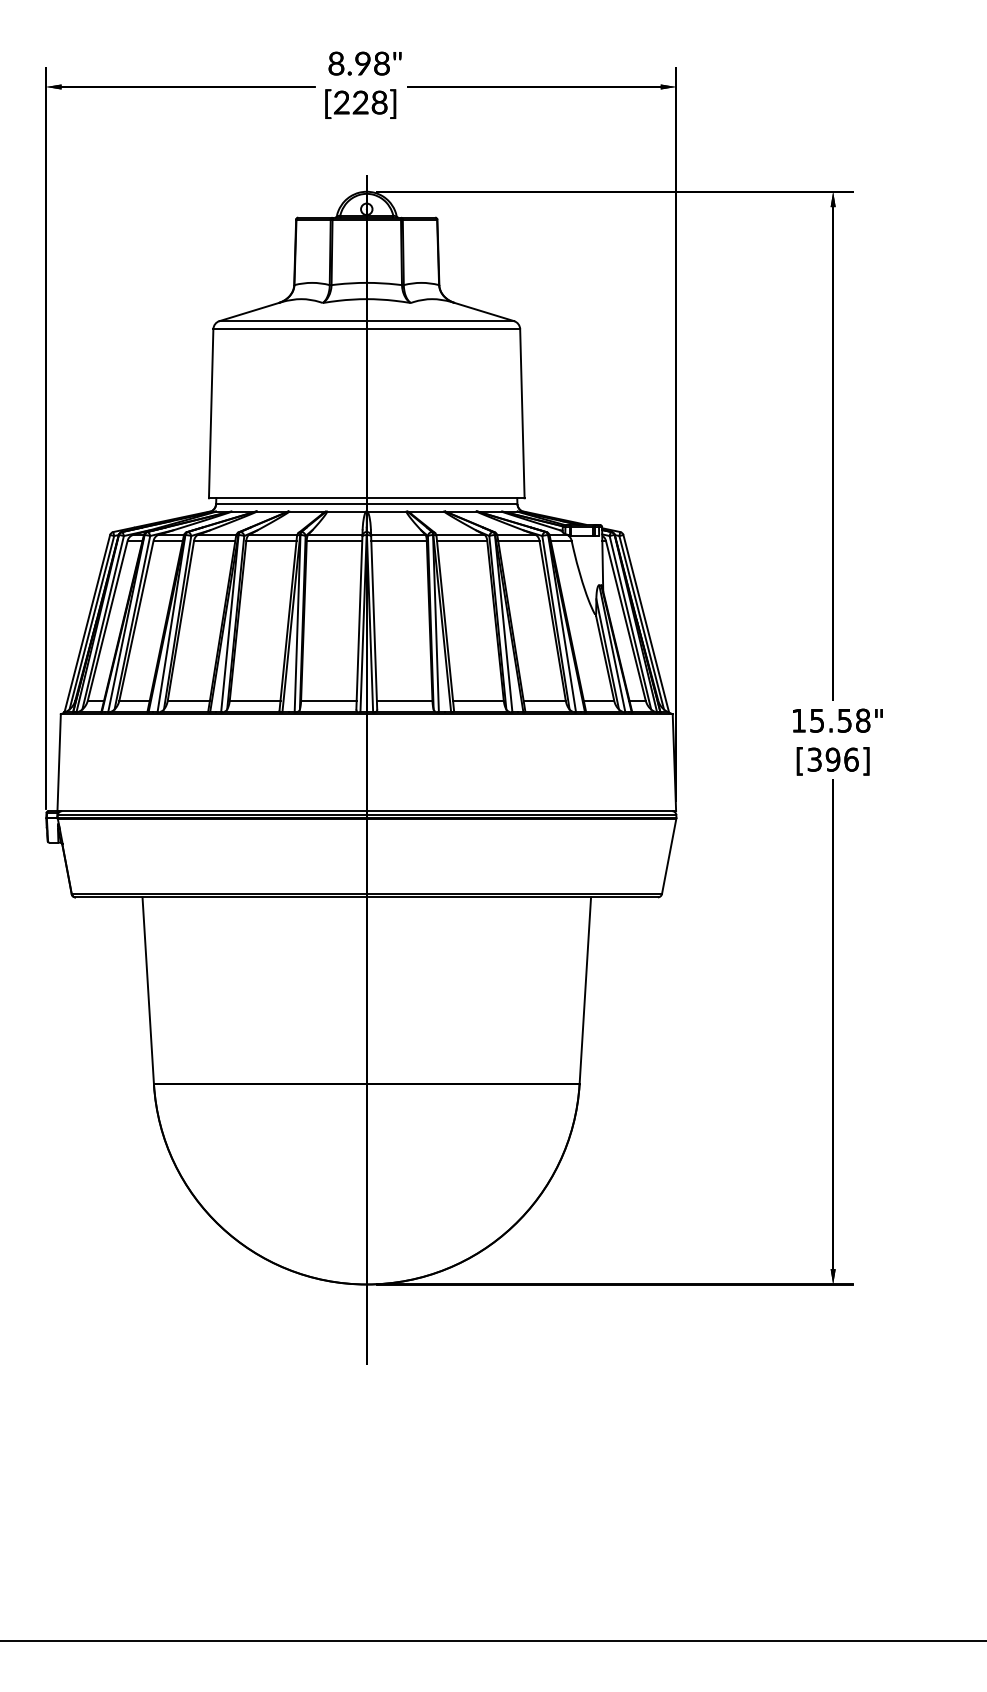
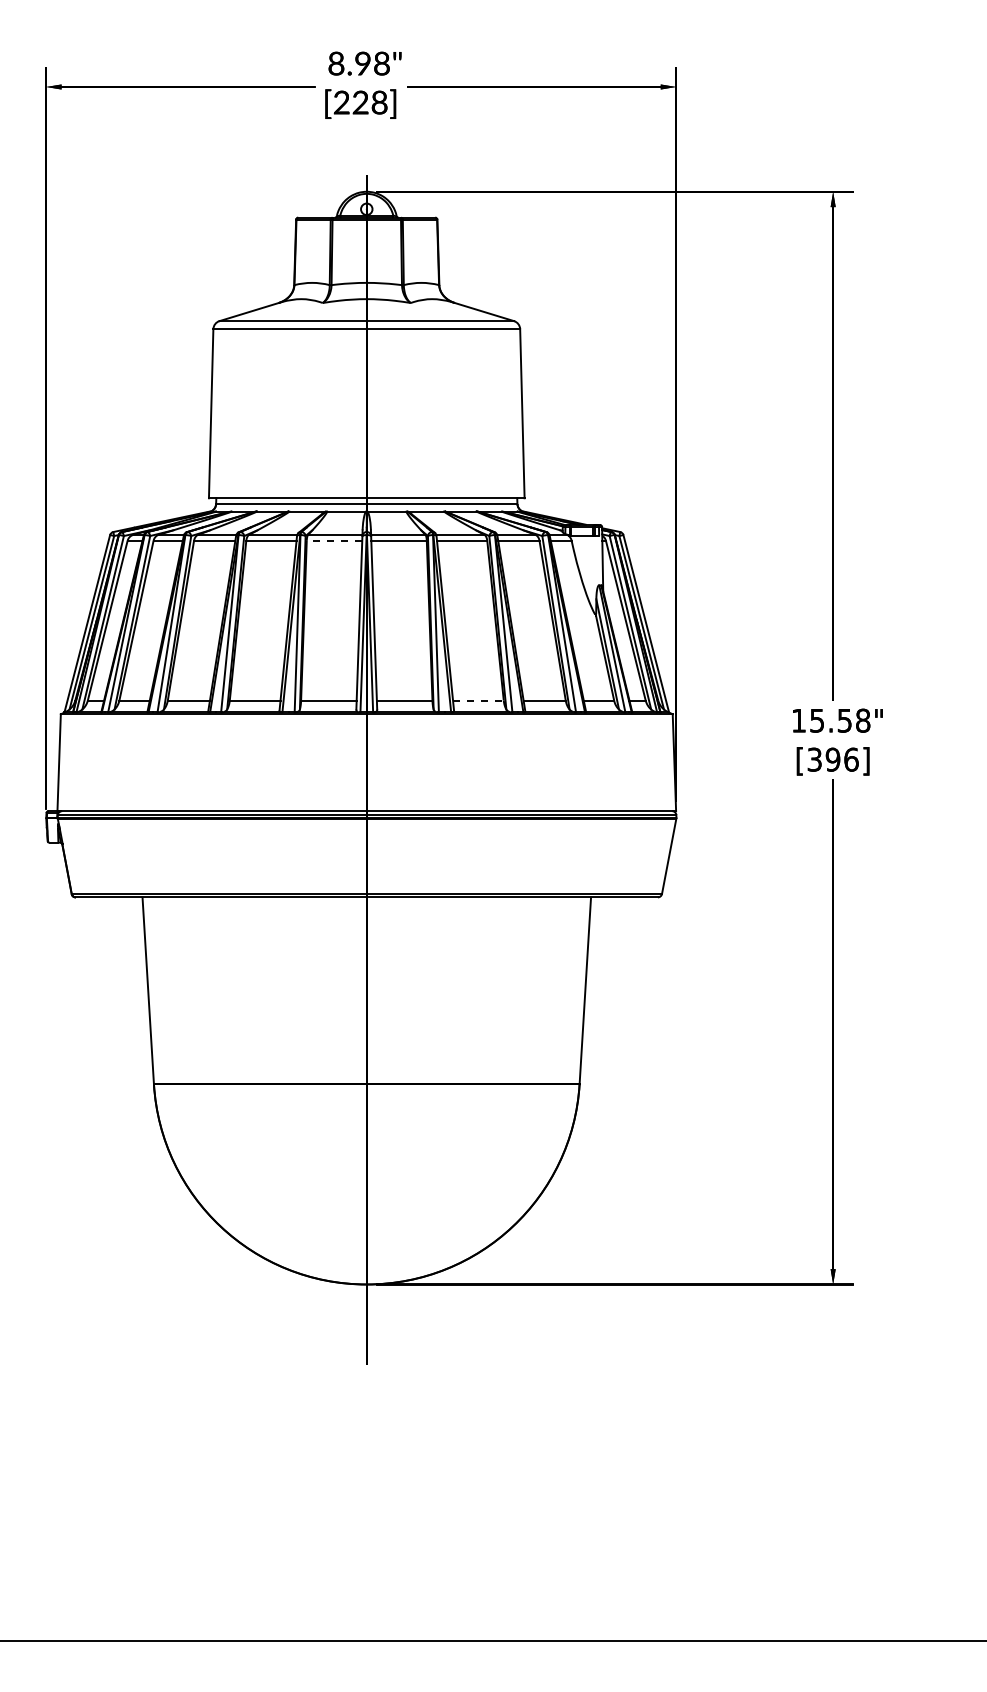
line: solid -> dashed (334, 540)
line: solid -> dashed (478, 700)
